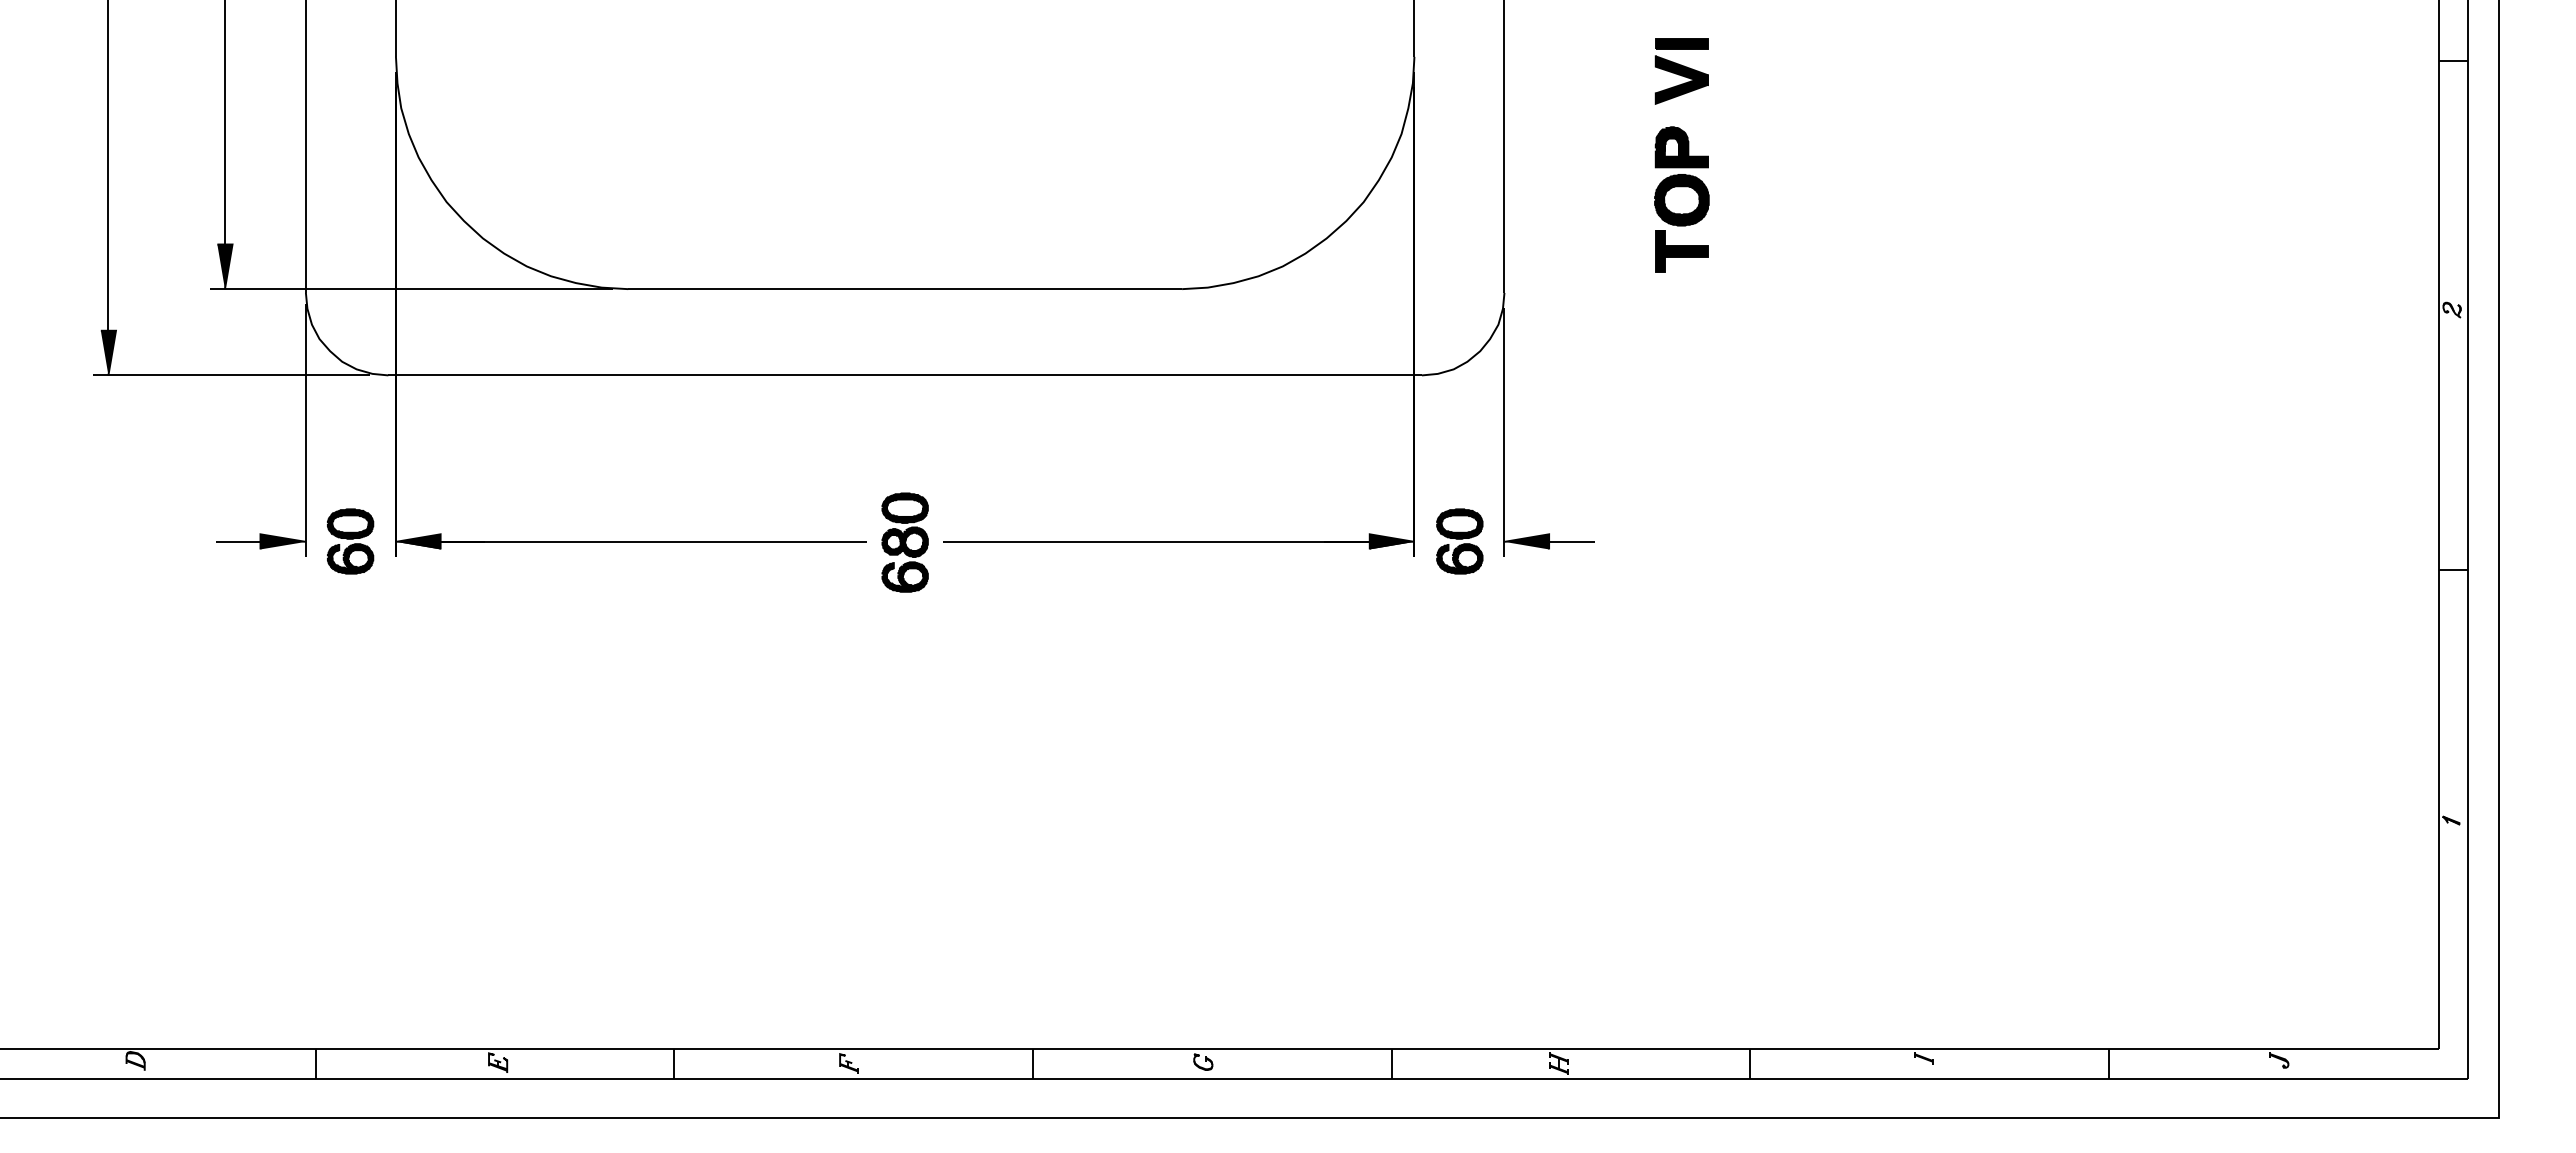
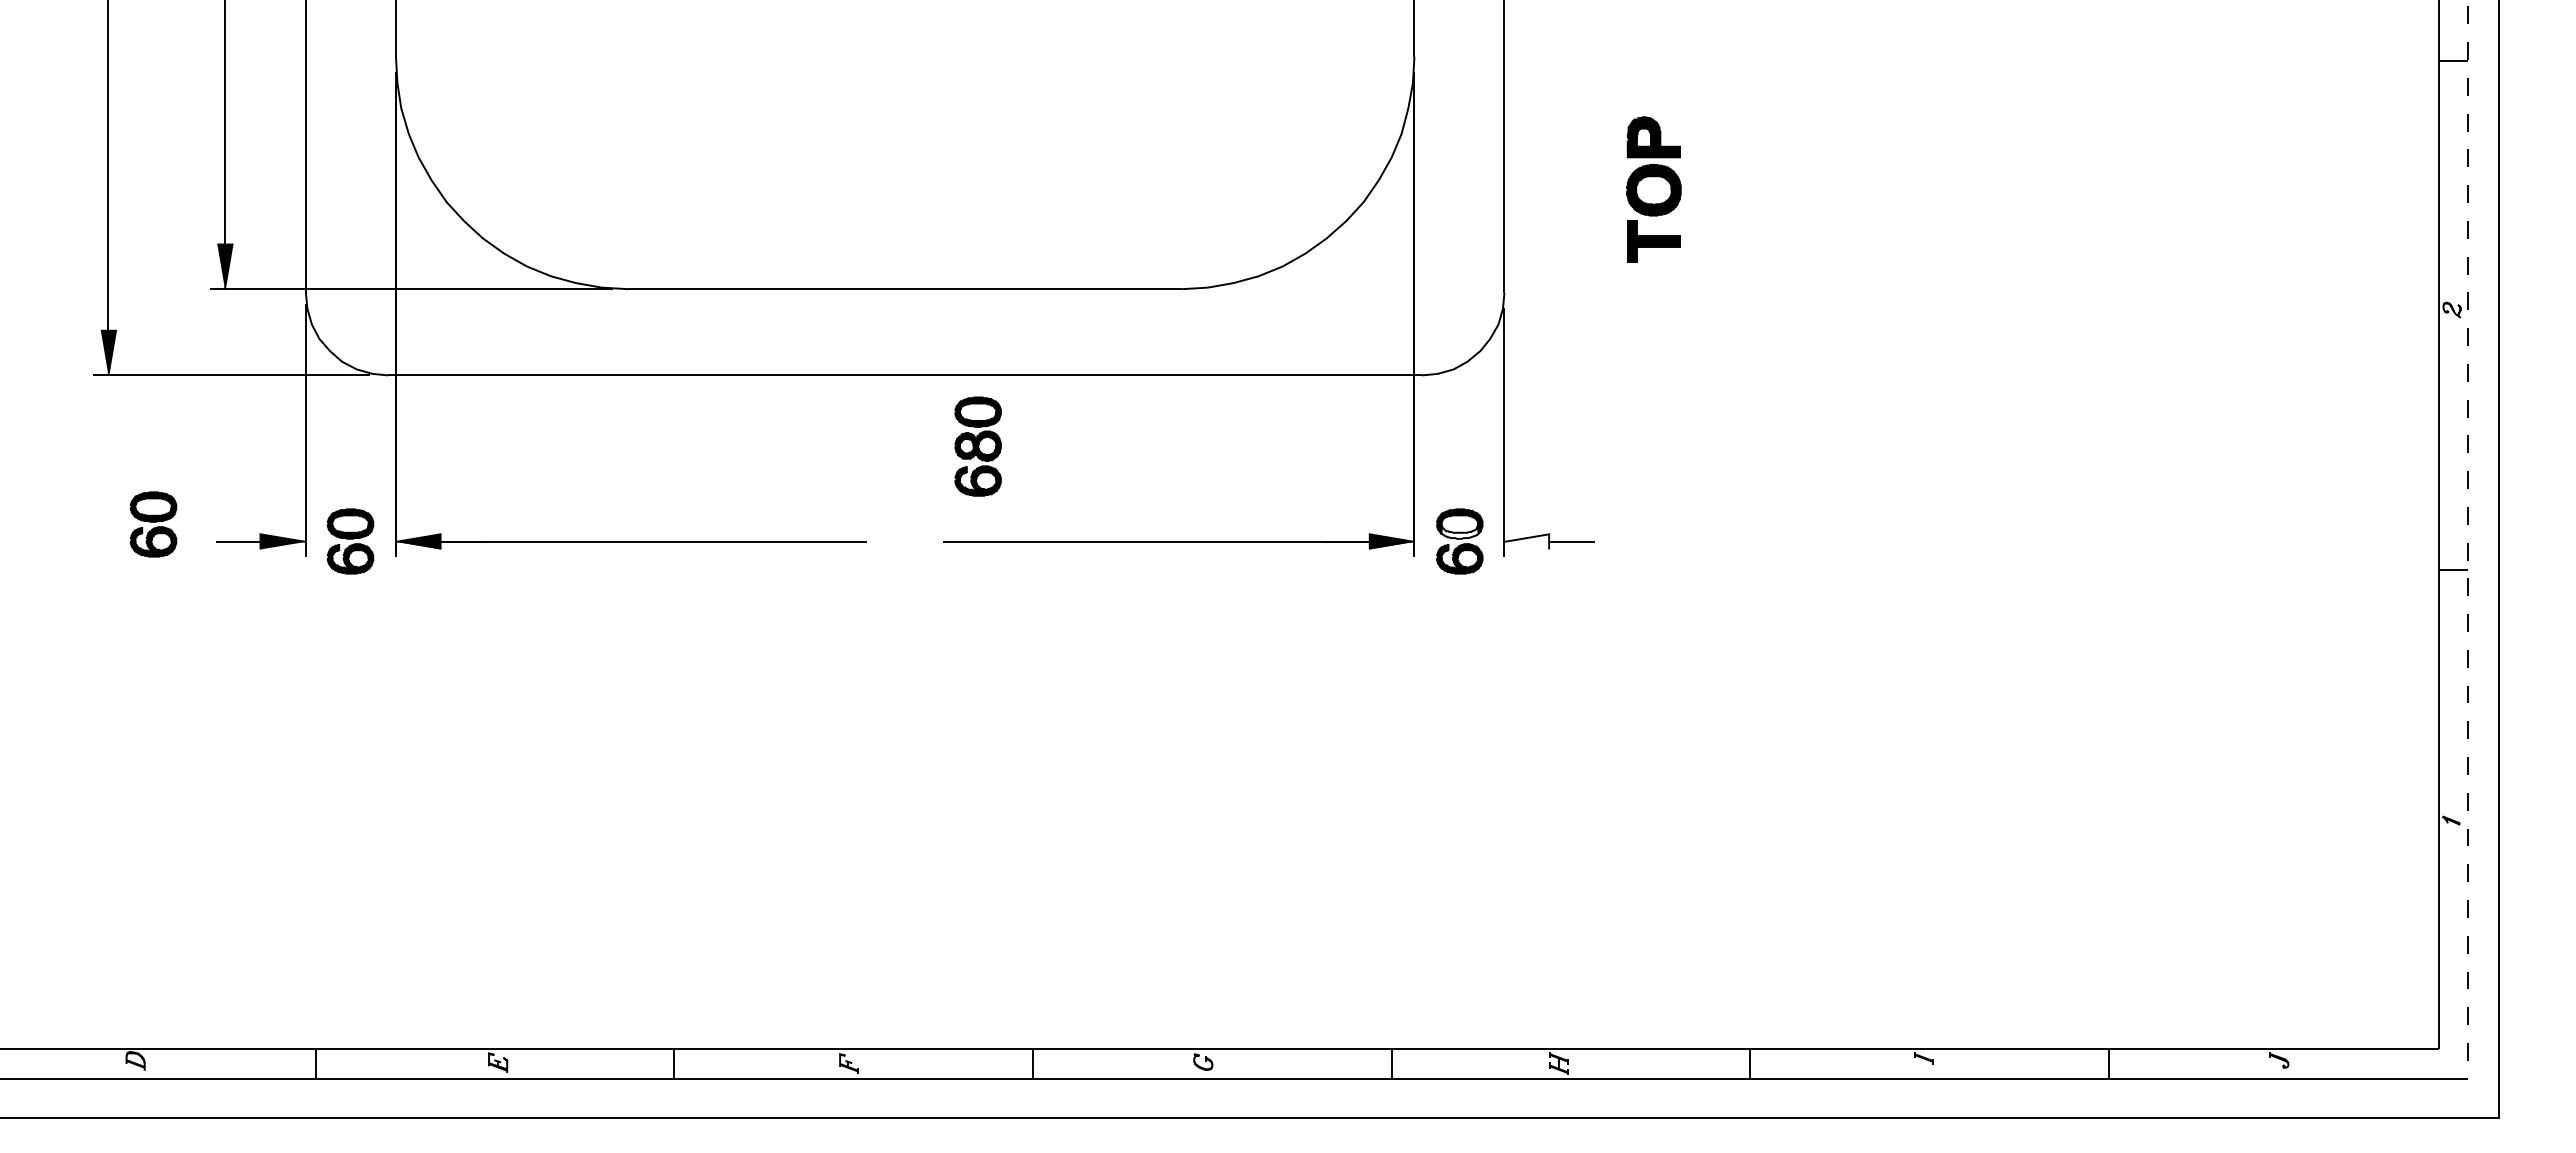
part: present -> none (1681, 71)
part position: (1681, 199) -> (1653, 189) (1653, 189)
part: none -> present (153, 524)
fill: present -> none (1459, 530)
line: solid -> dashed (2467, 540)
fill: present -> none (1526, 541)
part position: (904, 542) -> (977, 446) (977, 446)
